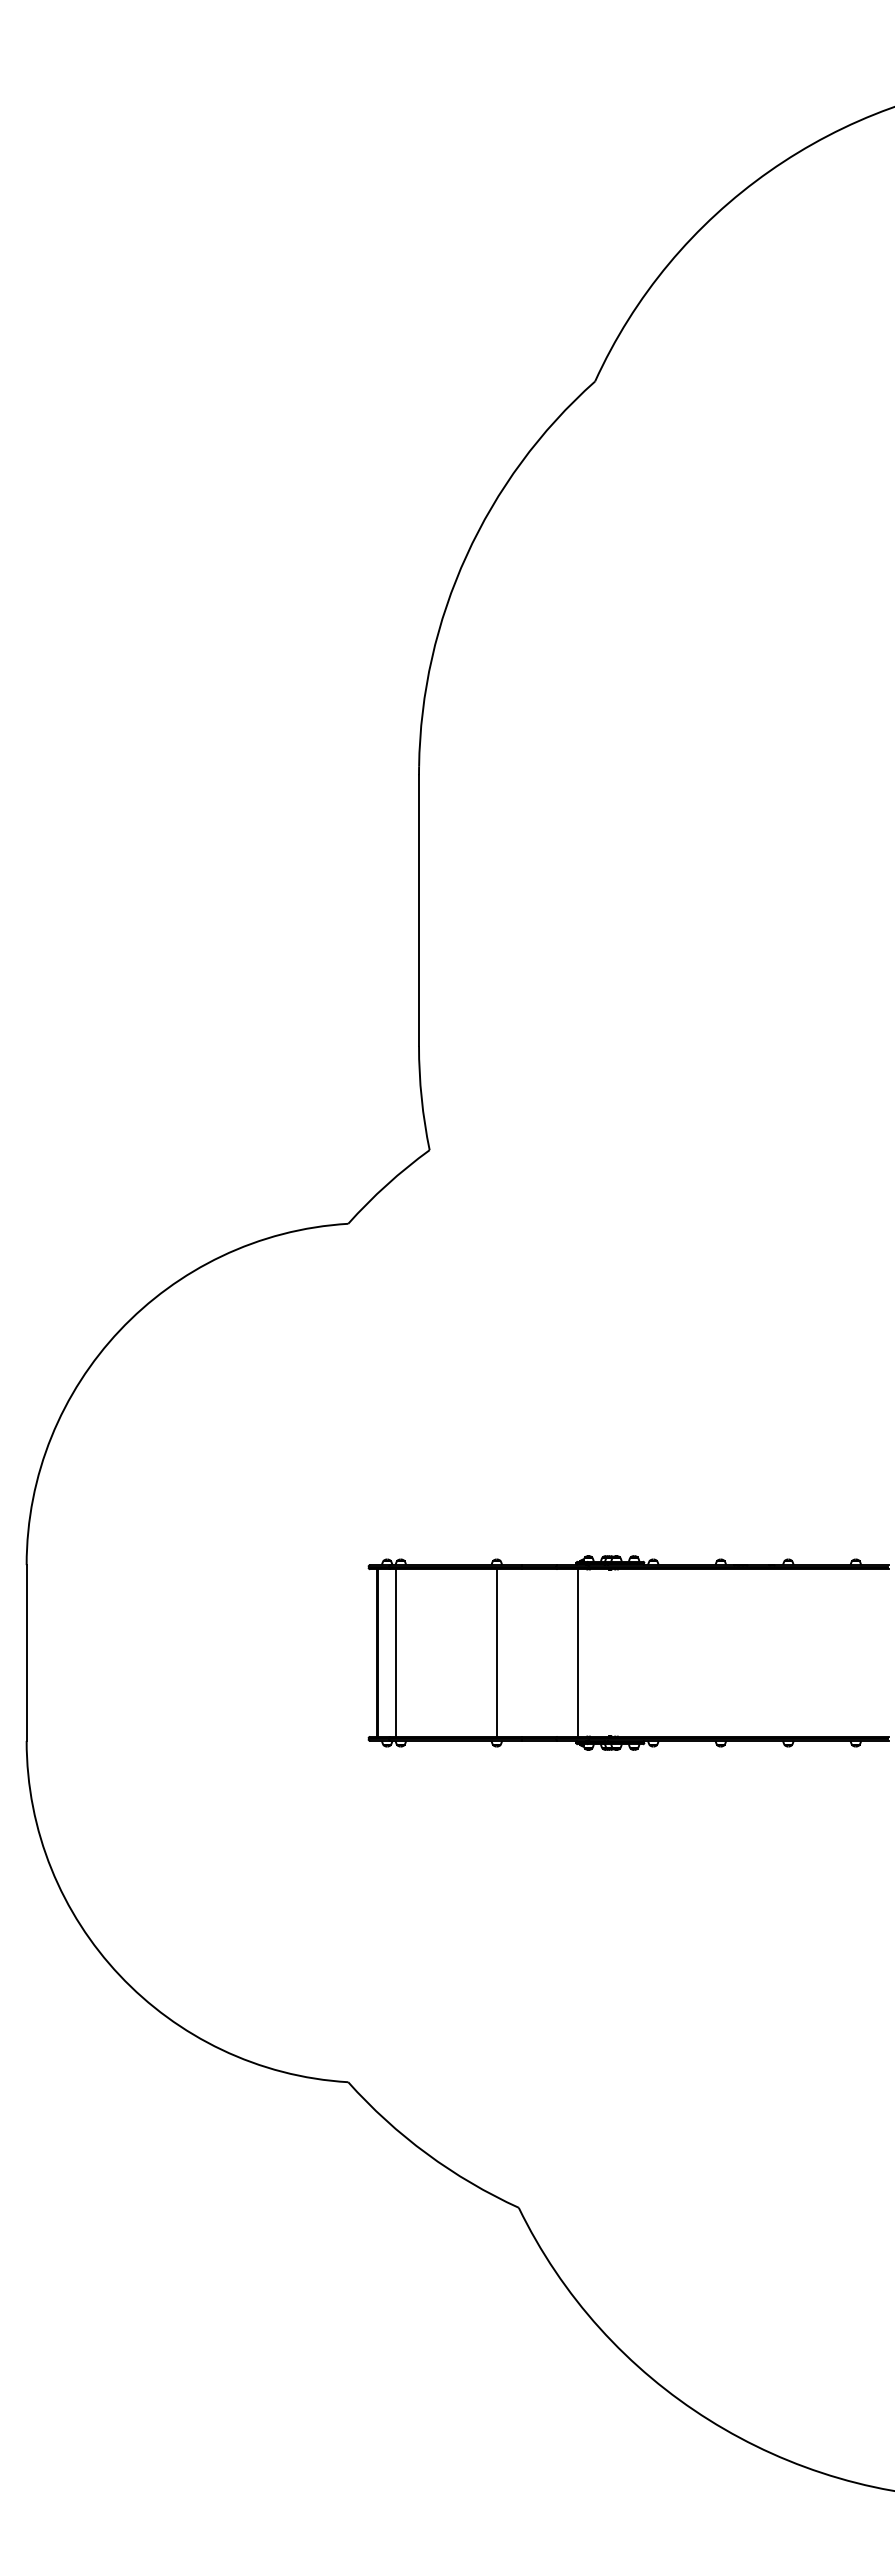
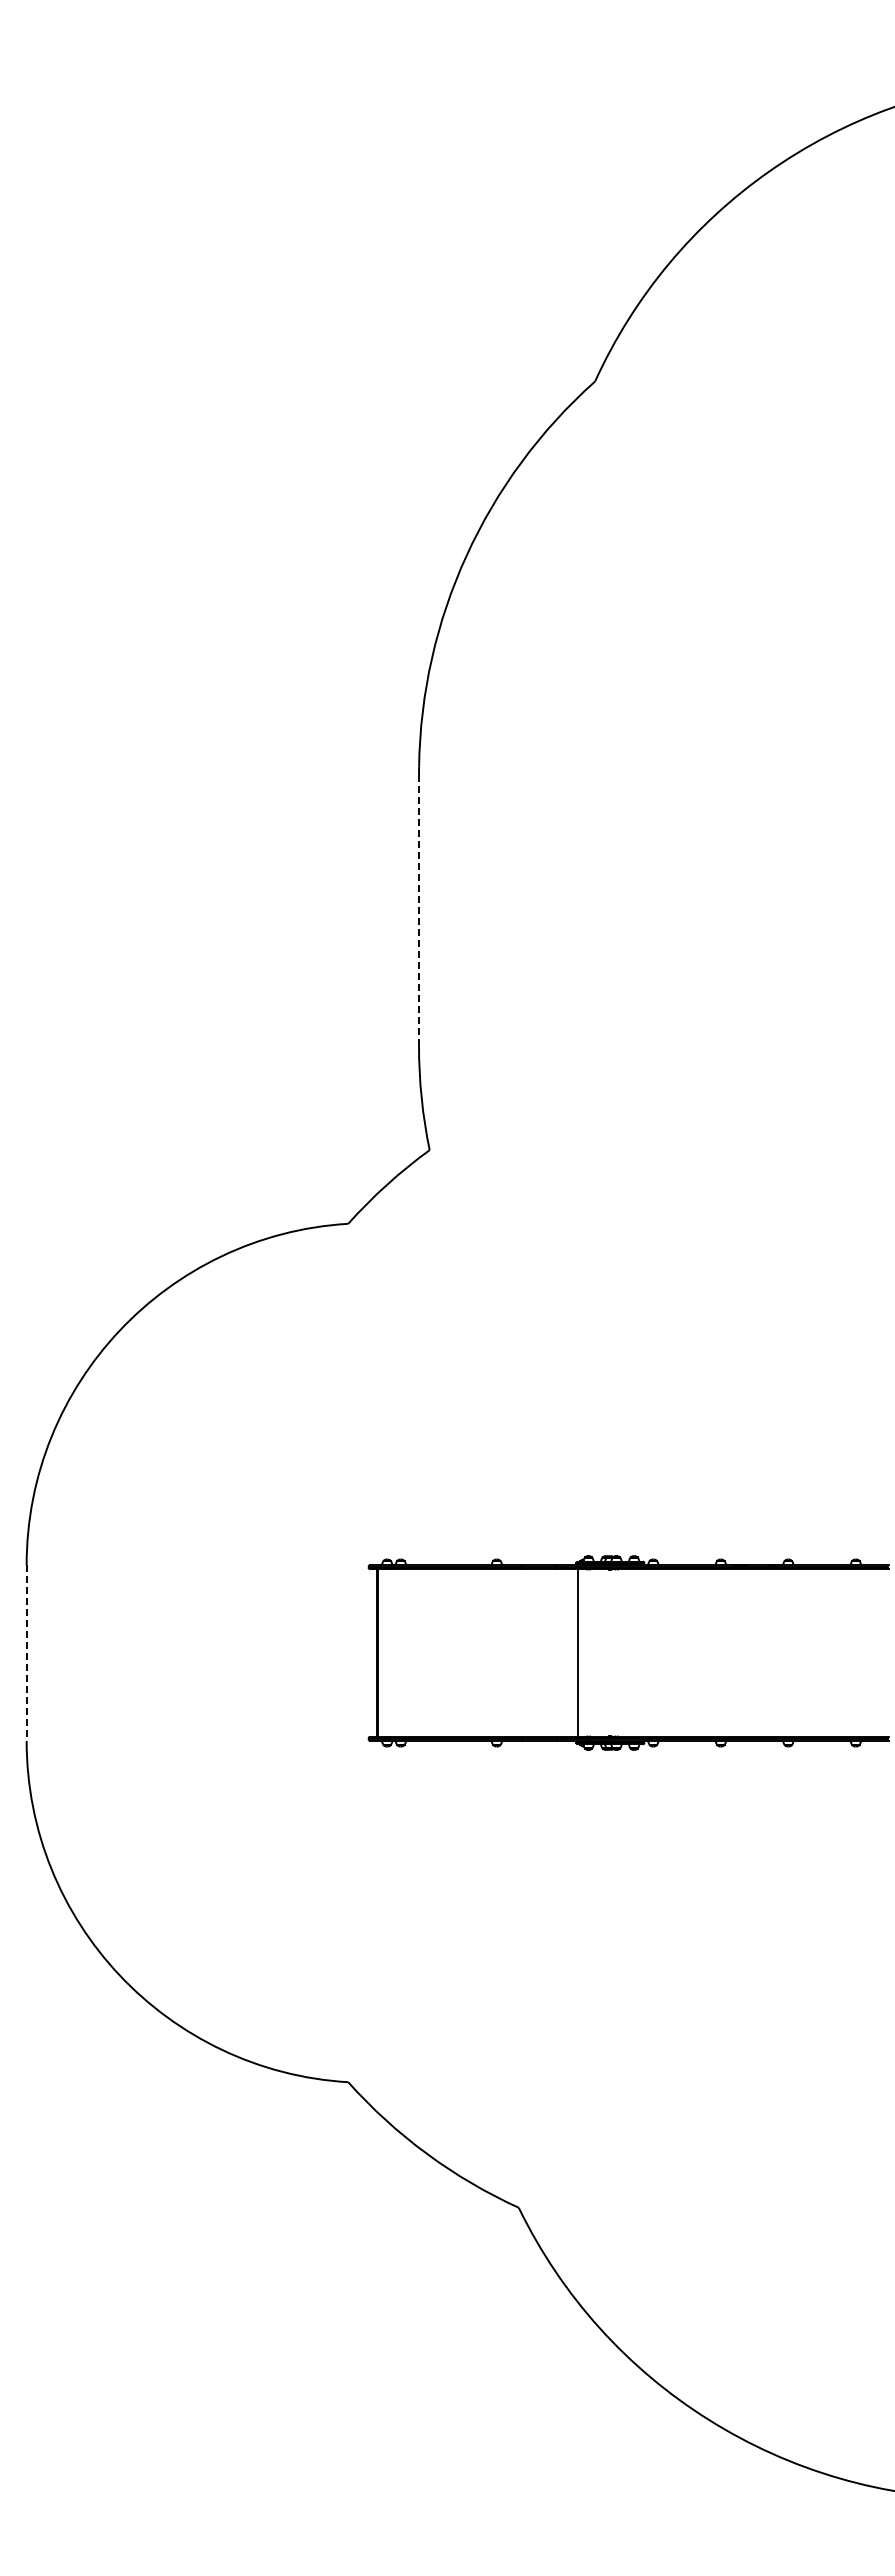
line: solid -> dashed (419, 911)
line: present -> none (396, 1652)
line: present -> none (496, 1652)
line: solid -> dashed (26, 1653)
